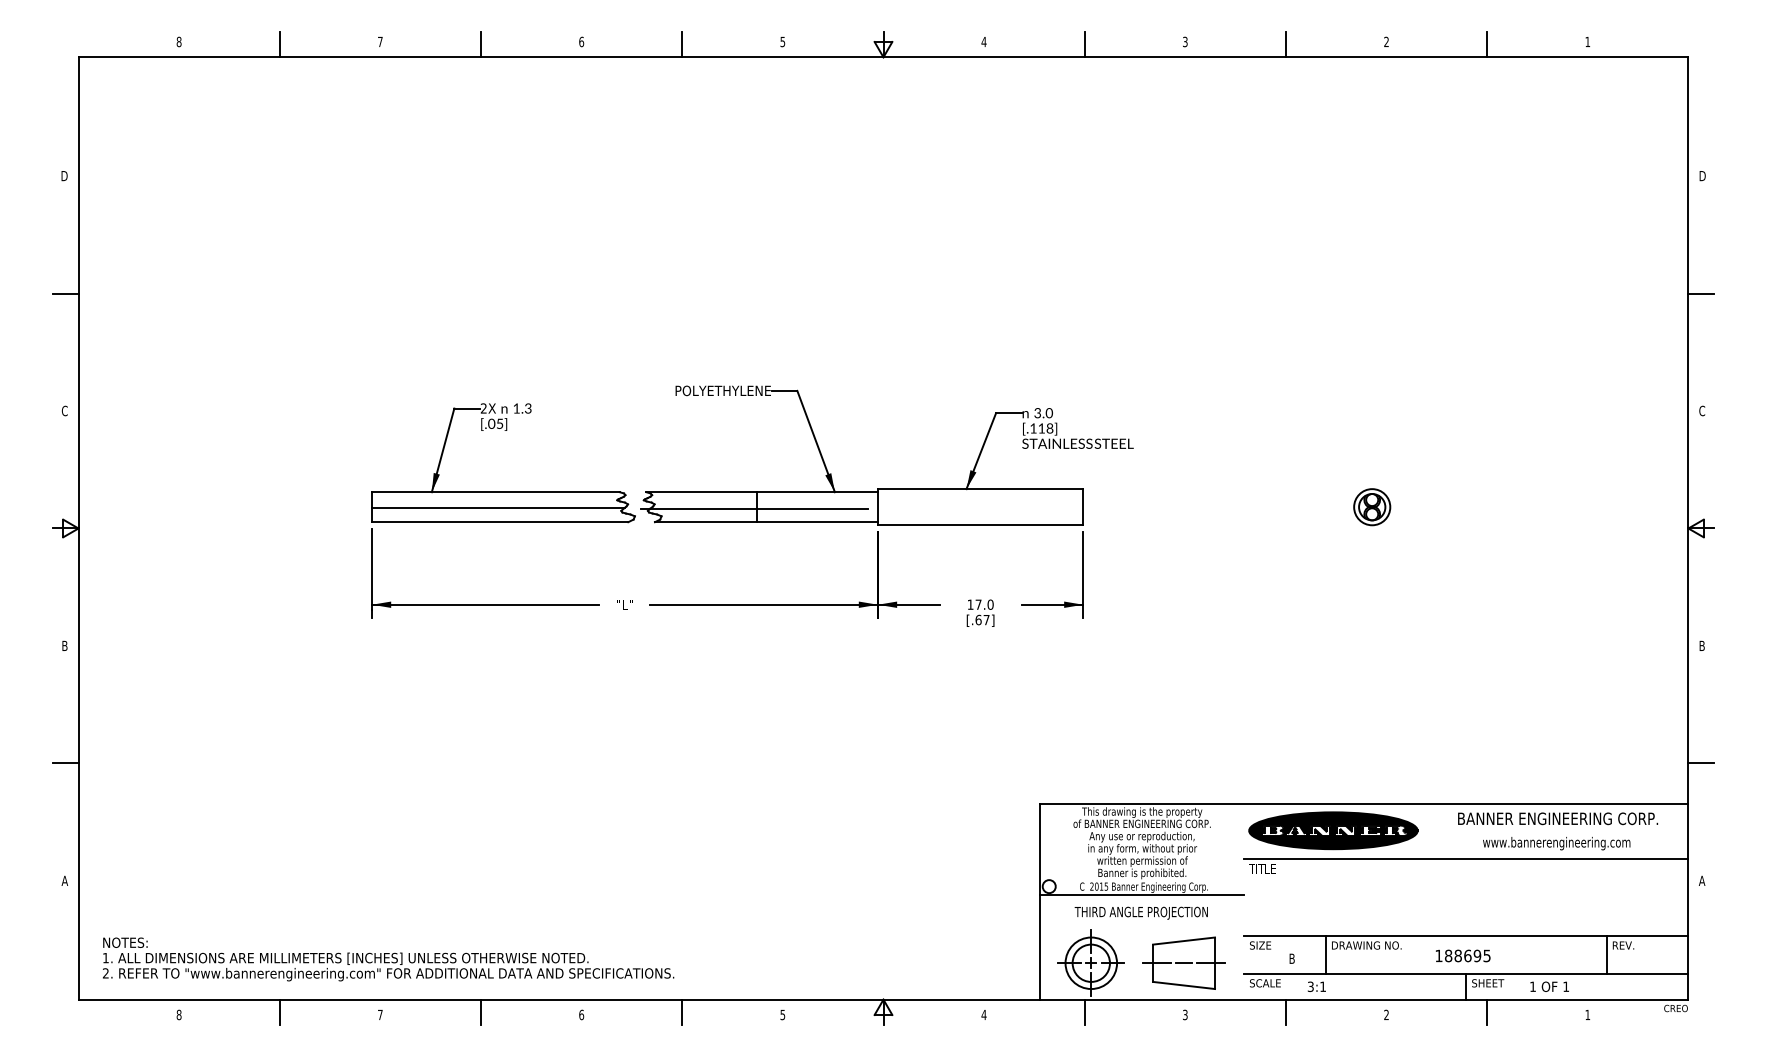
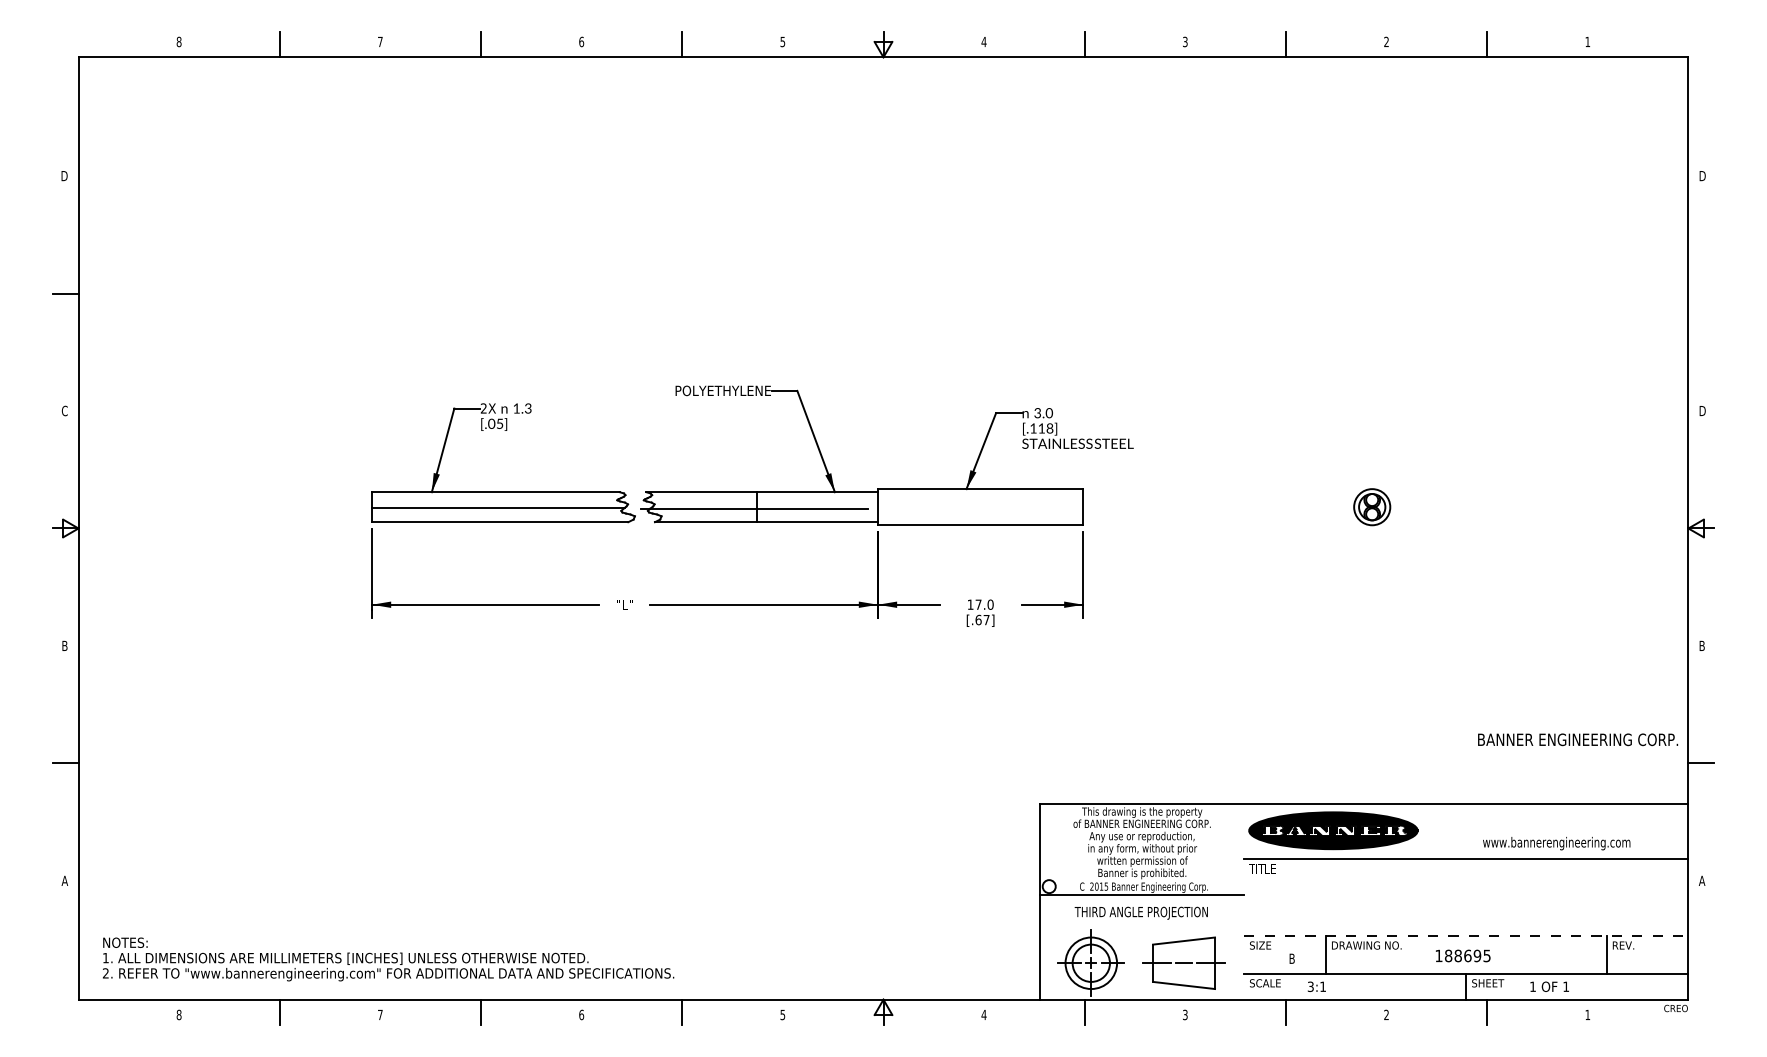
line: present -> none (1700, 293)
text: C -> D (1702, 410)
text position: (1558, 818) -> (1578, 739) (1578, 739)
line: solid -> dashed (1466, 936)
